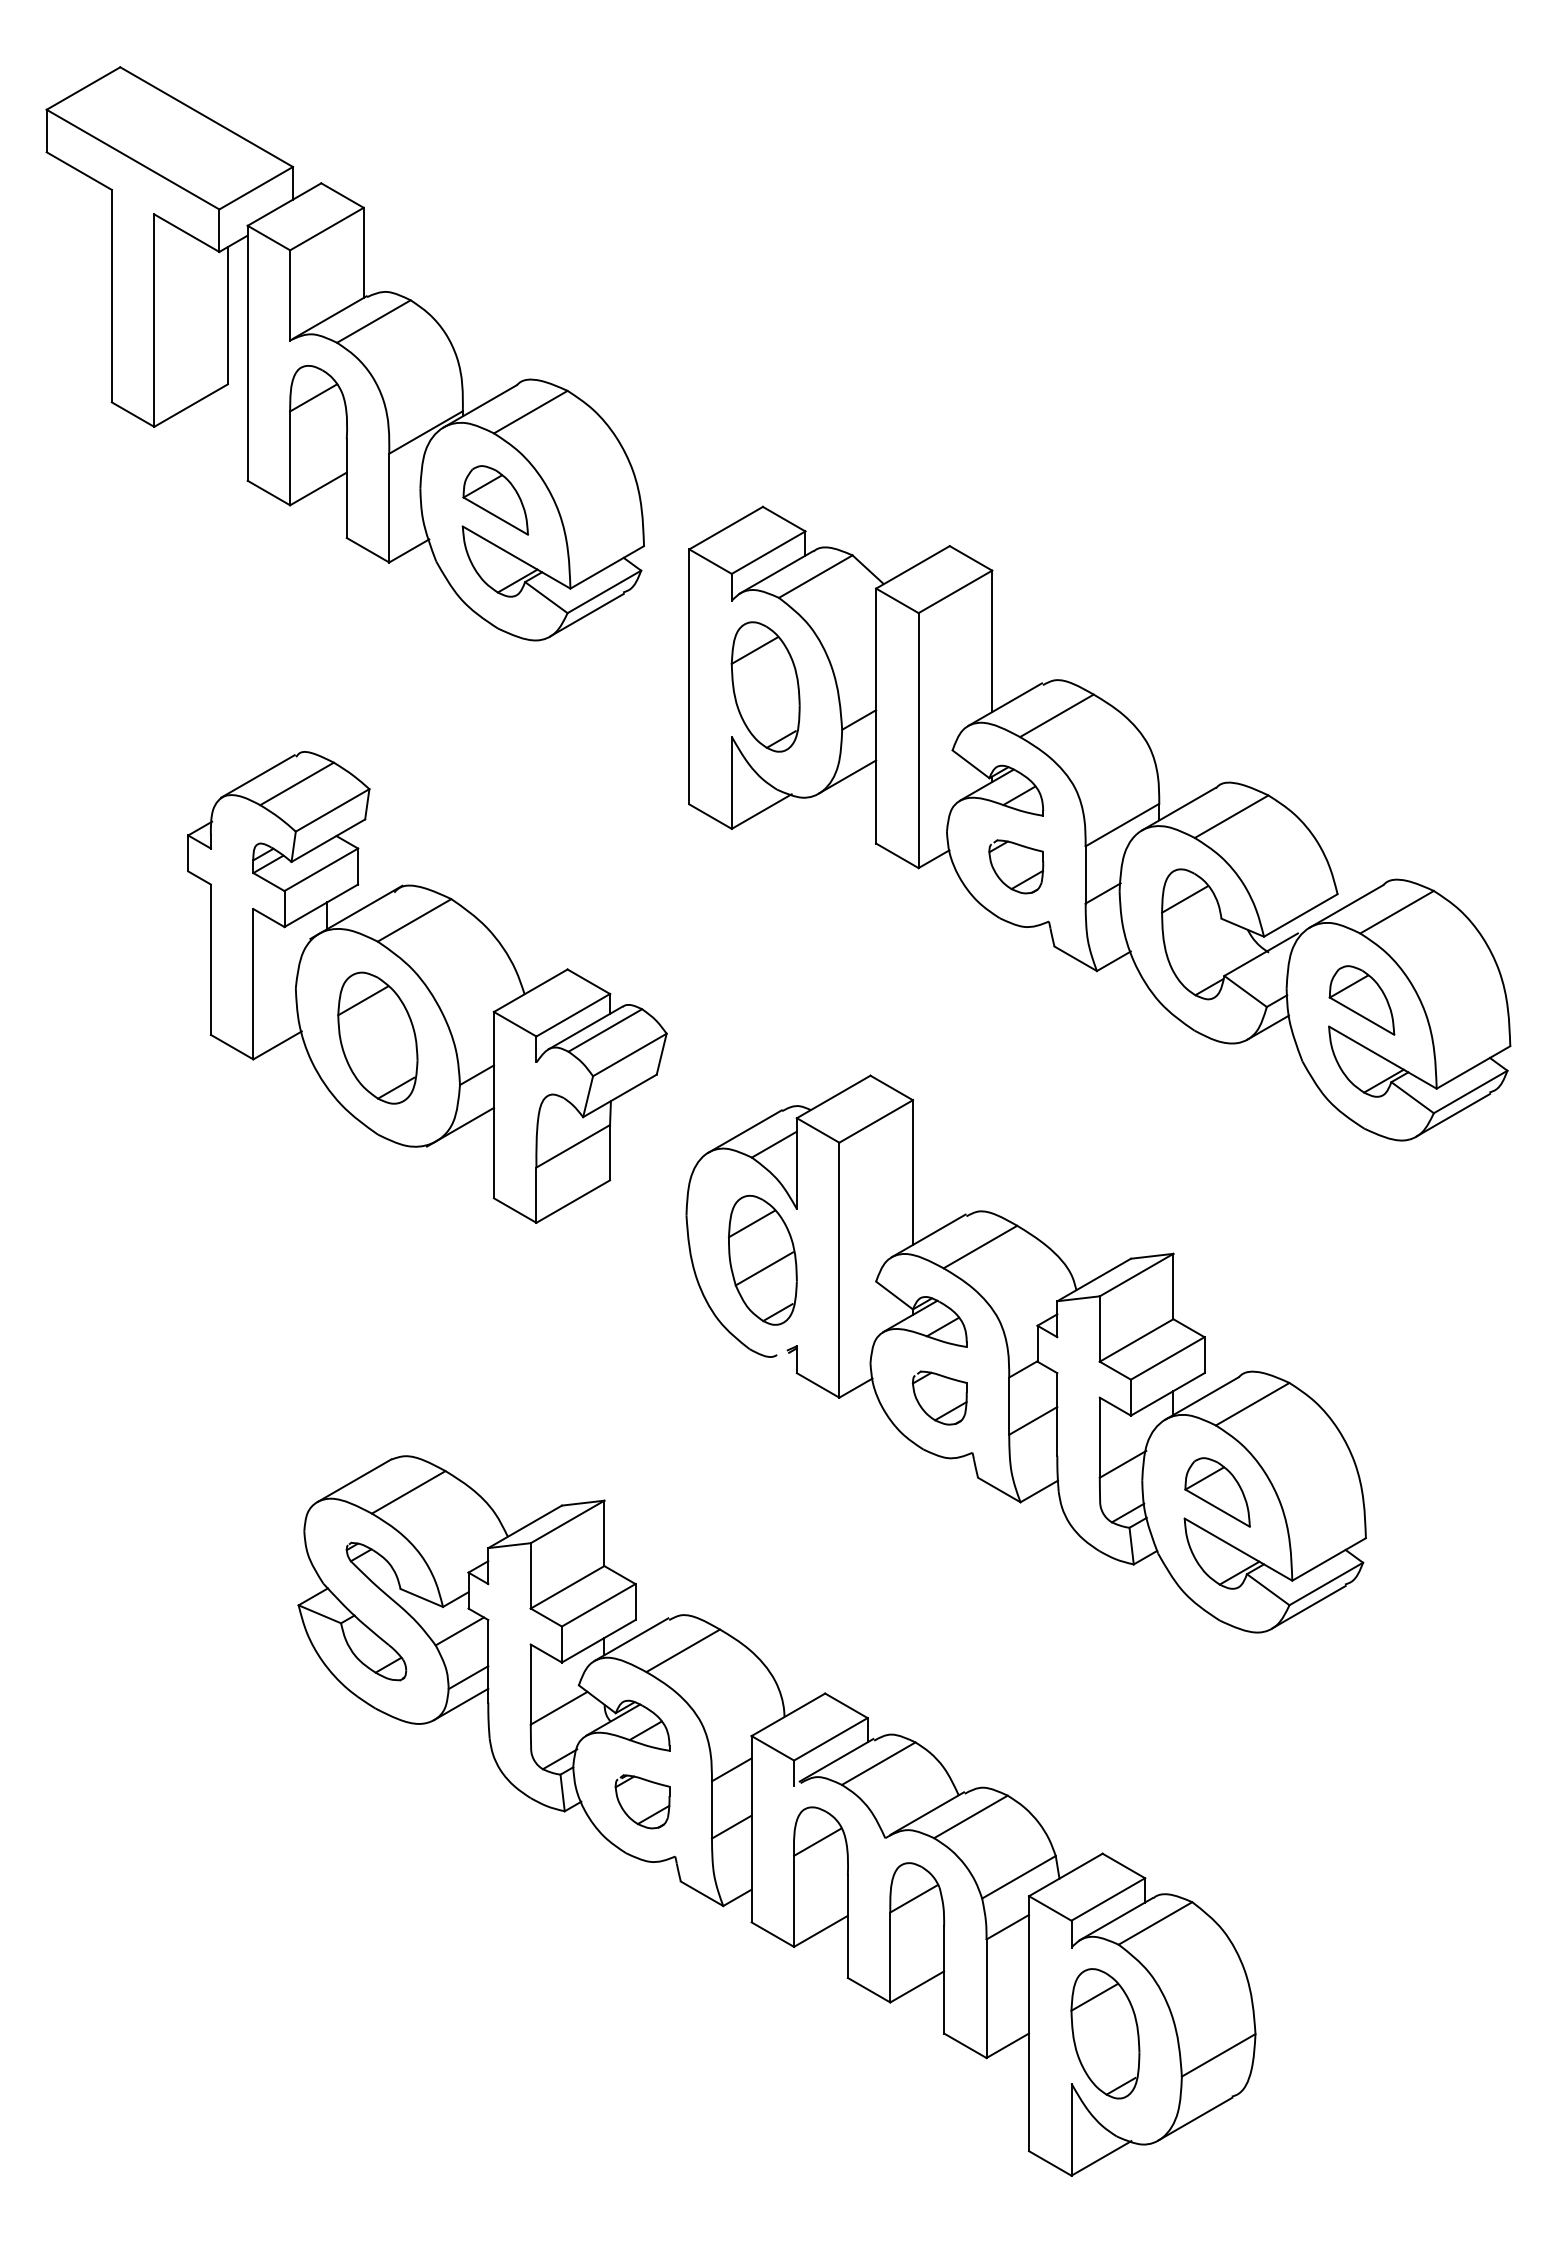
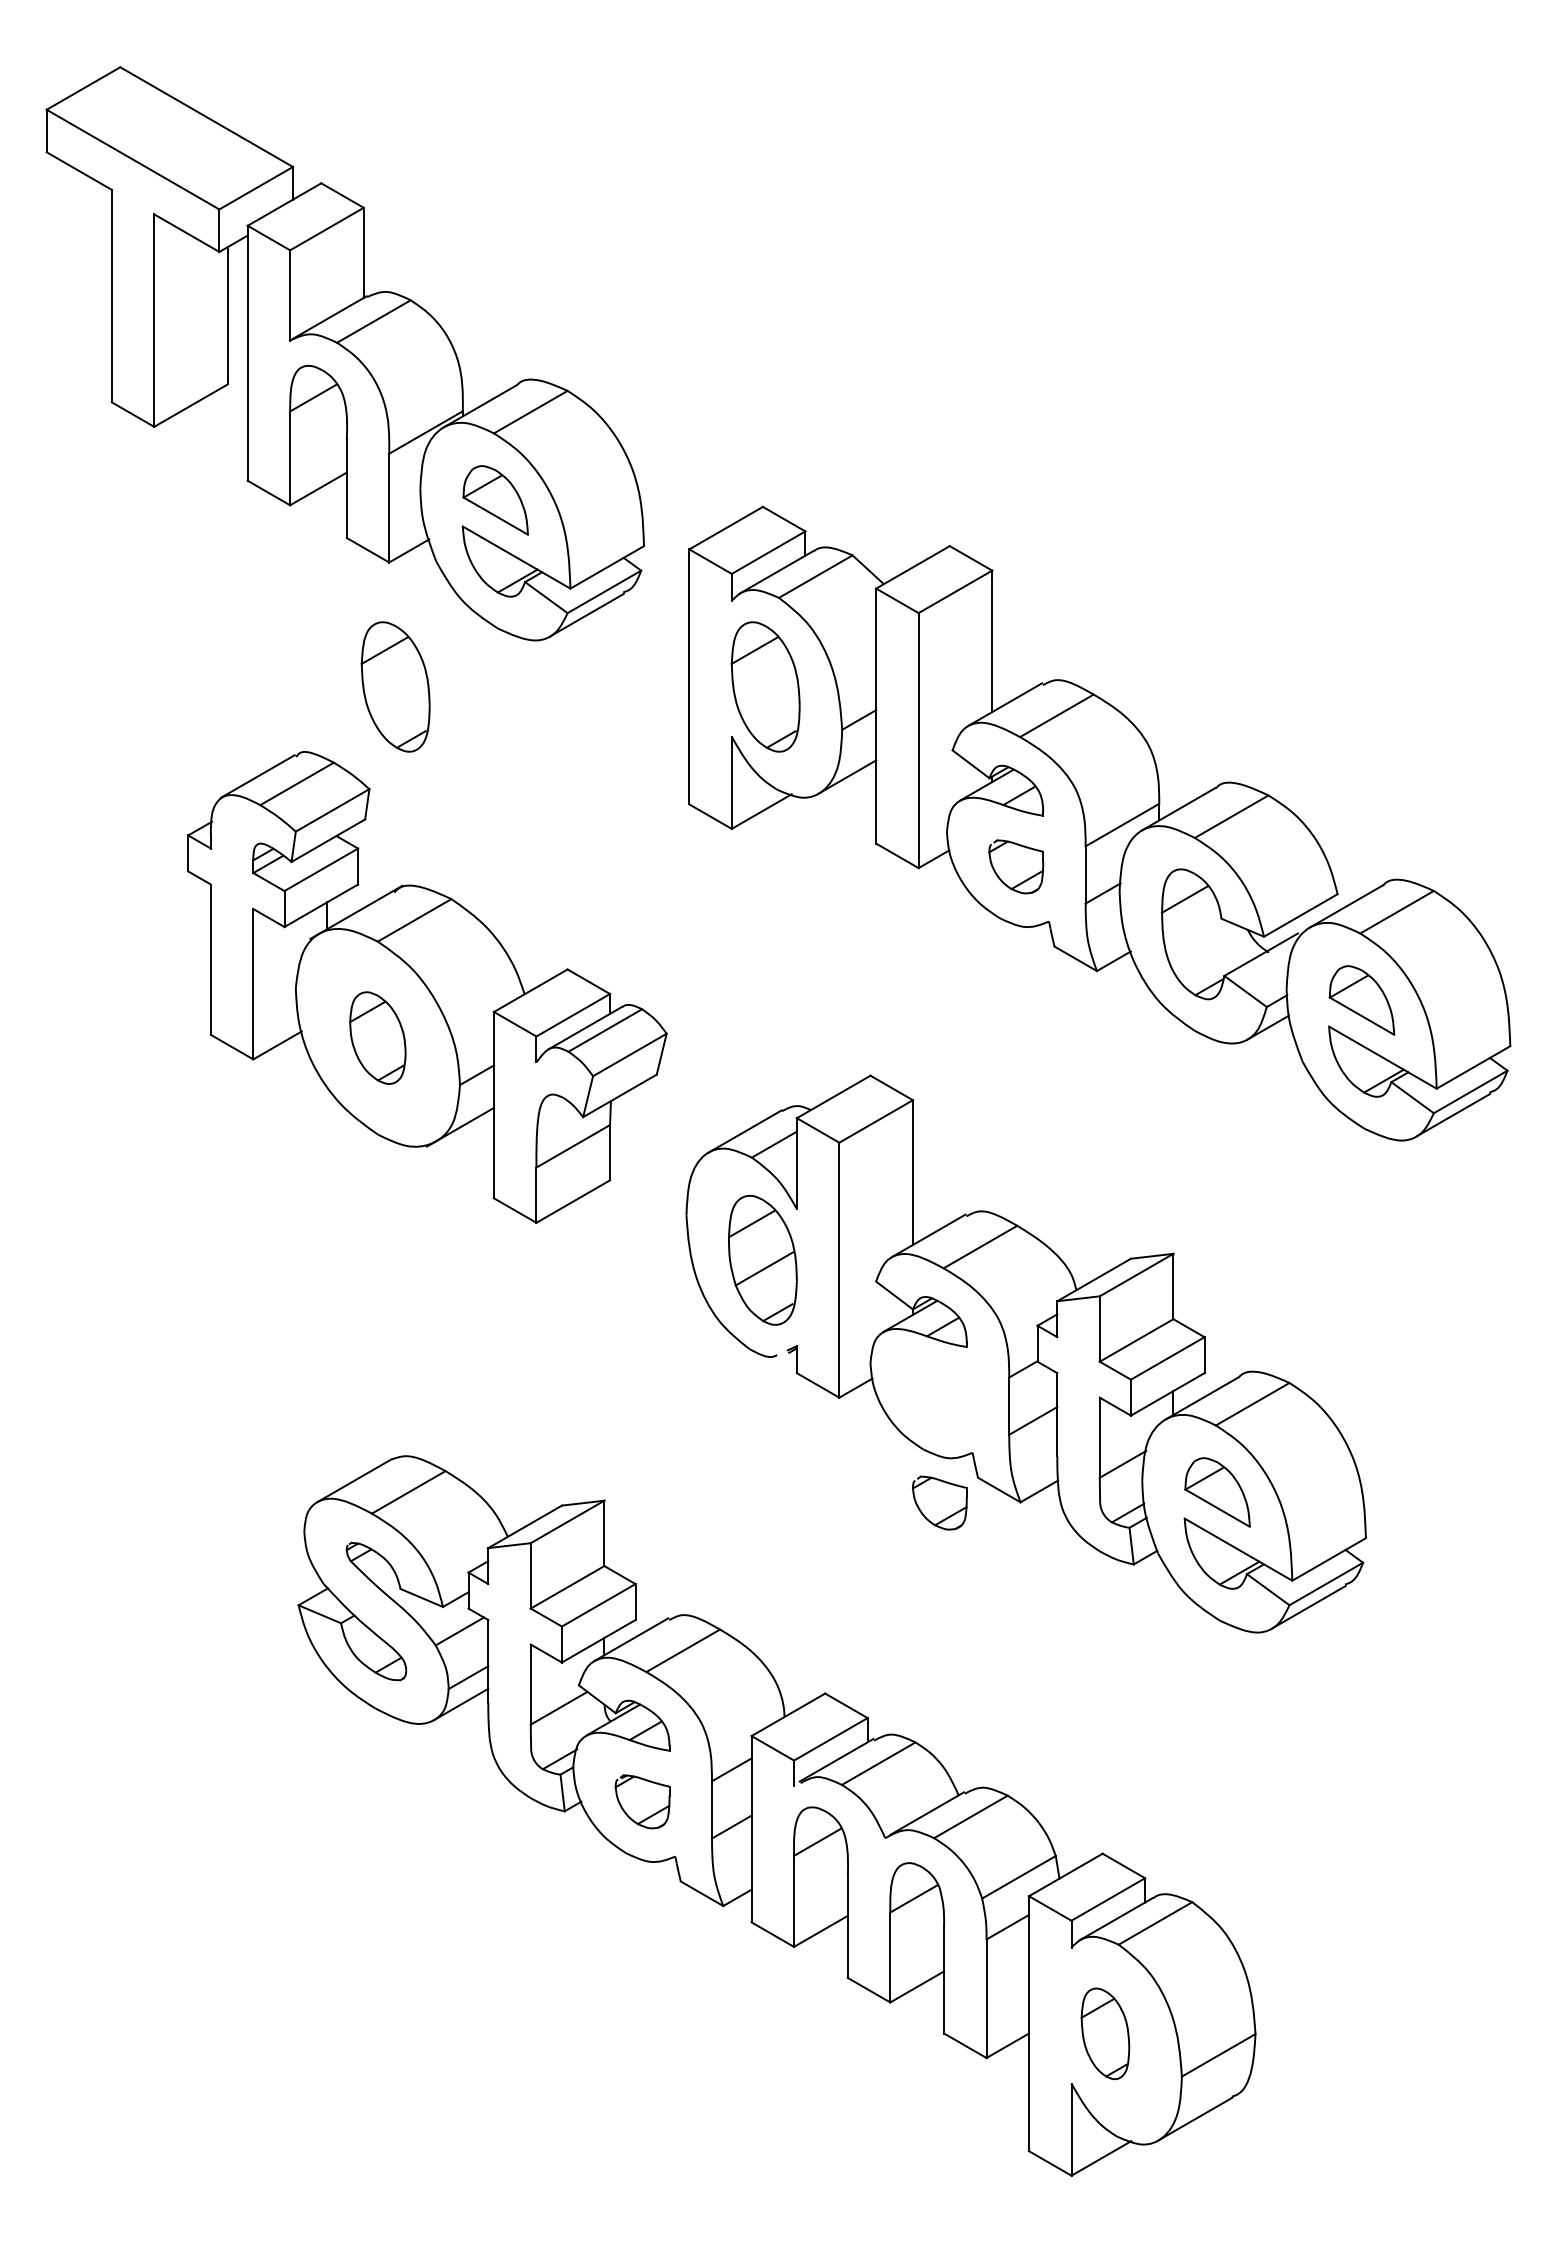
part: none -> present (395, 686)
part size: 82x134 px -> 58x94 px (377, 1037)
part position: (939, 1397) -> (939, 1502) (939, 1502)
part size: 71x132 px -> 51x94 px (1105, 2033)
